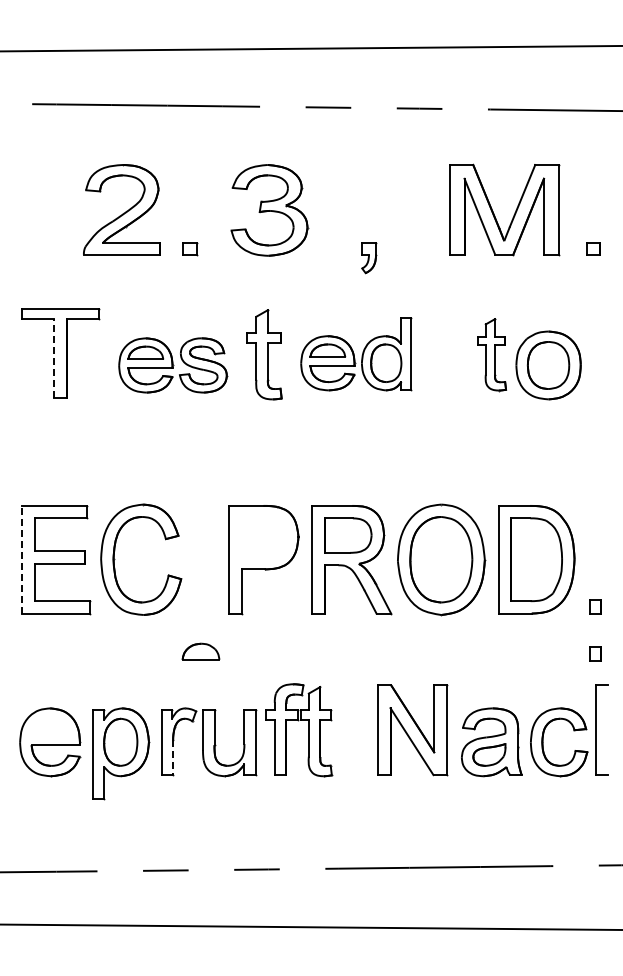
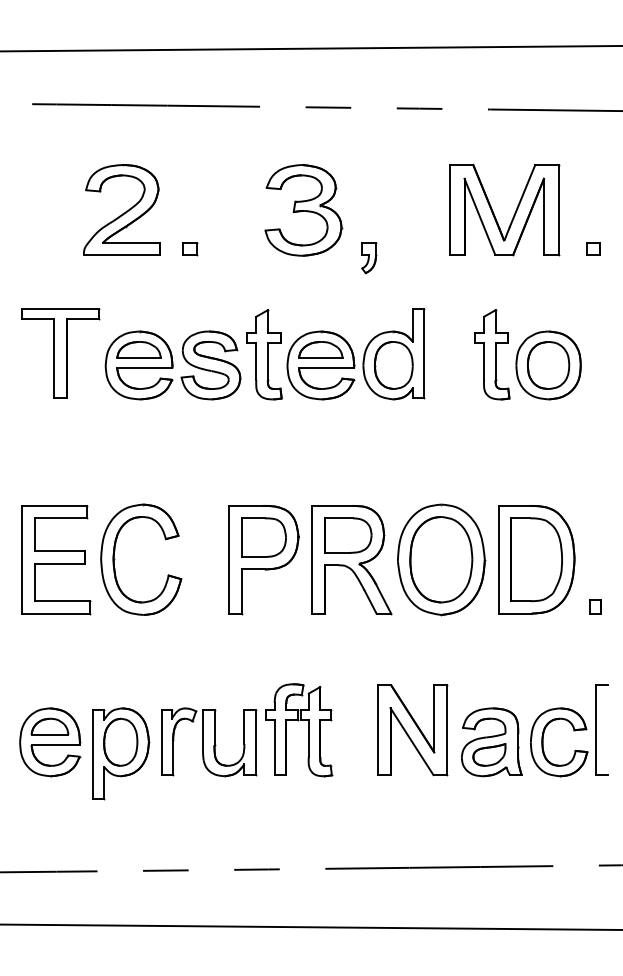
part position: (269, 210) -> (303, 210) (303, 210)
part size: 113x75 px -> 140x93 px (355, 354)
part size: 31x75 px -> 37x92 px (492, 354)
line: dashed -> solid (53, 358)
part size: 111x57 px -> 138x71 px (172, 365)
part: none -> present (263, 537)
line: dashed -> solid (22, 559)
part position: (200, 651) -> (49, 726) (49, 726)
part: present -> none (595, 653)
line: dashed -> solid (173, 758)
